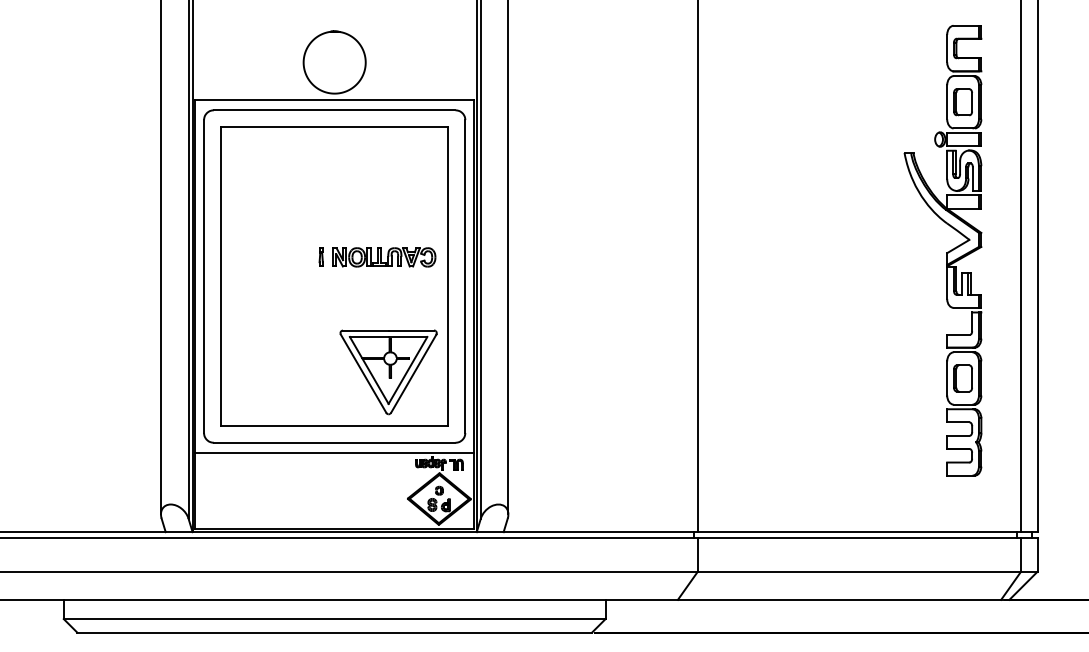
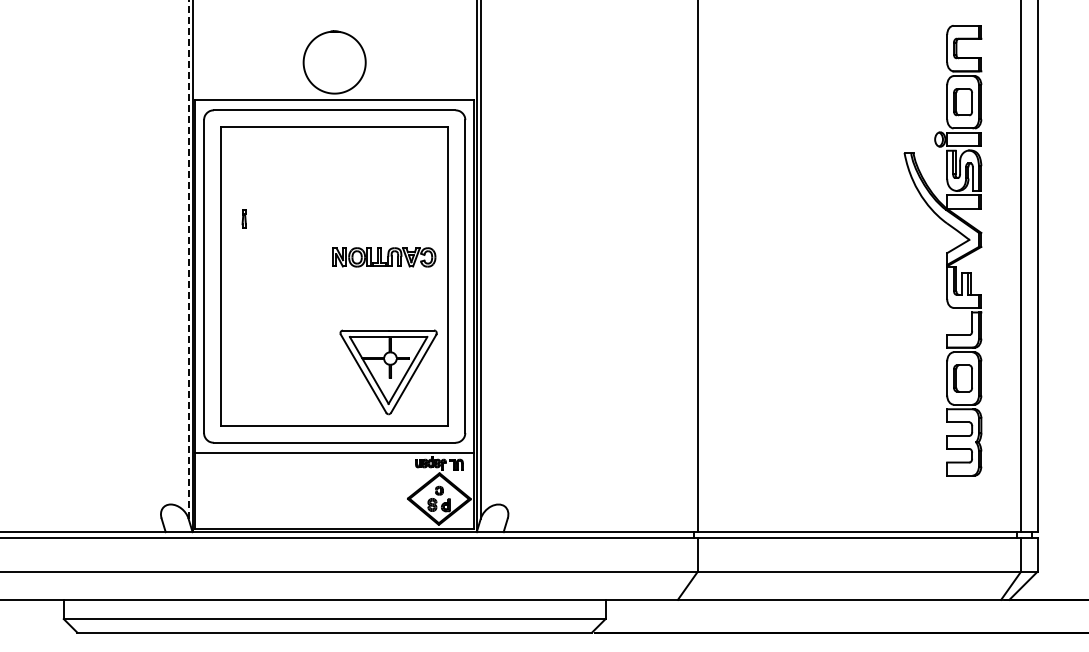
part position: (320, 256) -> (243, 218) (243, 218)
line: present -> none (160, 258)
line: present -> none (508, 258)
line: solid -> dashed (188, 259)
